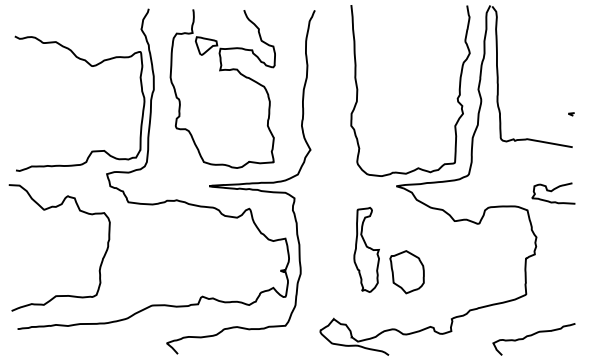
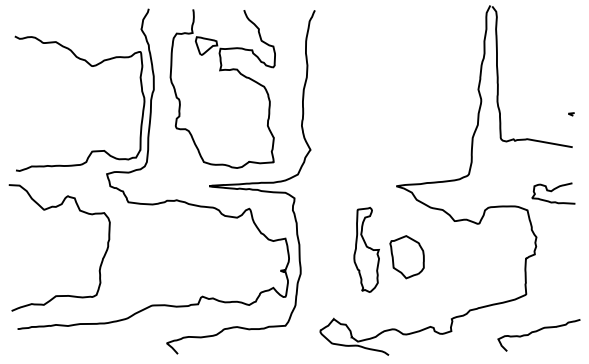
curve: present -> none (456, 98)
part position: (406, 272) -> (406, 257) (406, 257)
curve position: (531, 336) -> (536, 332) (536, 332)
